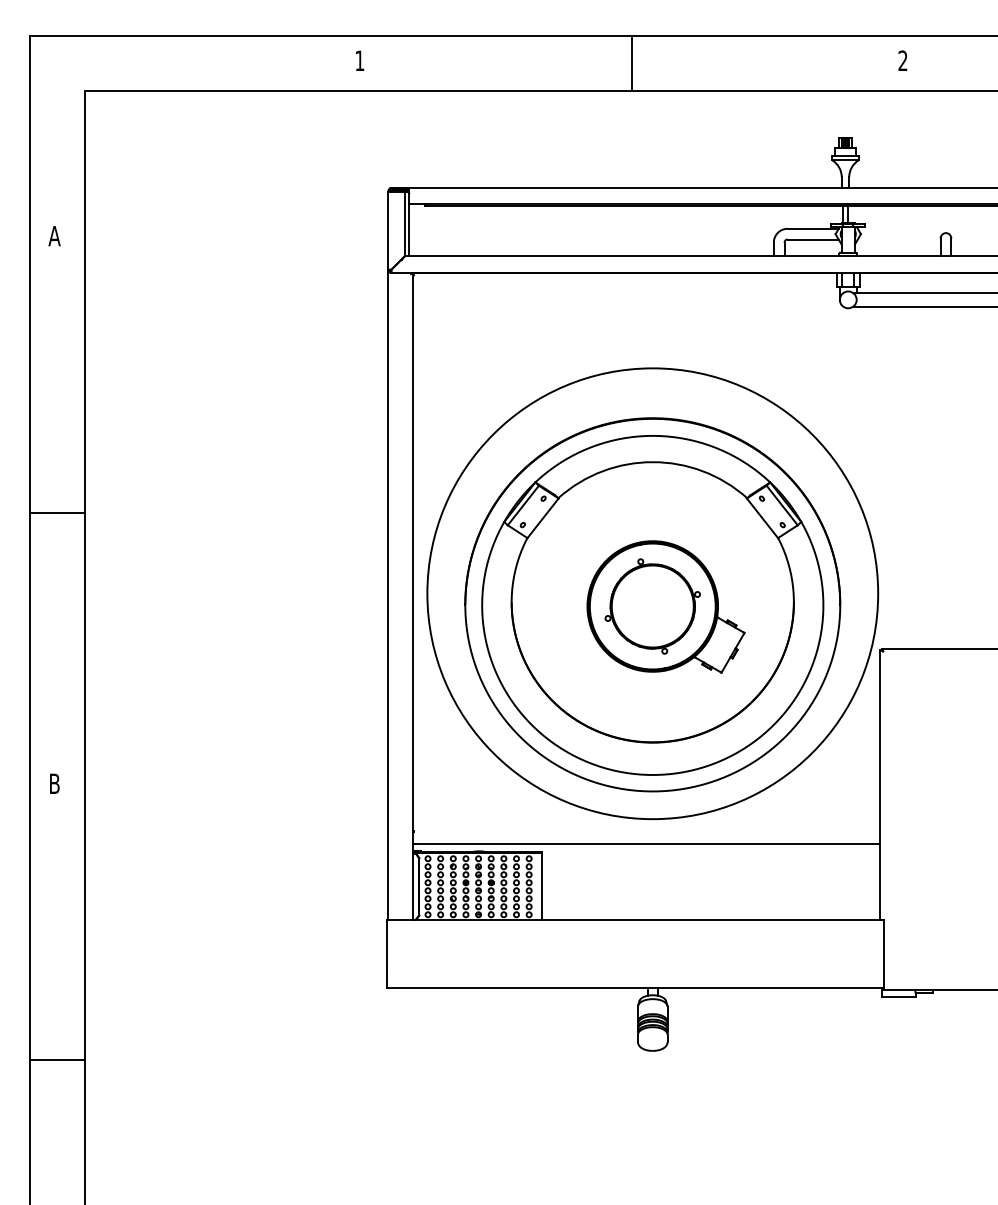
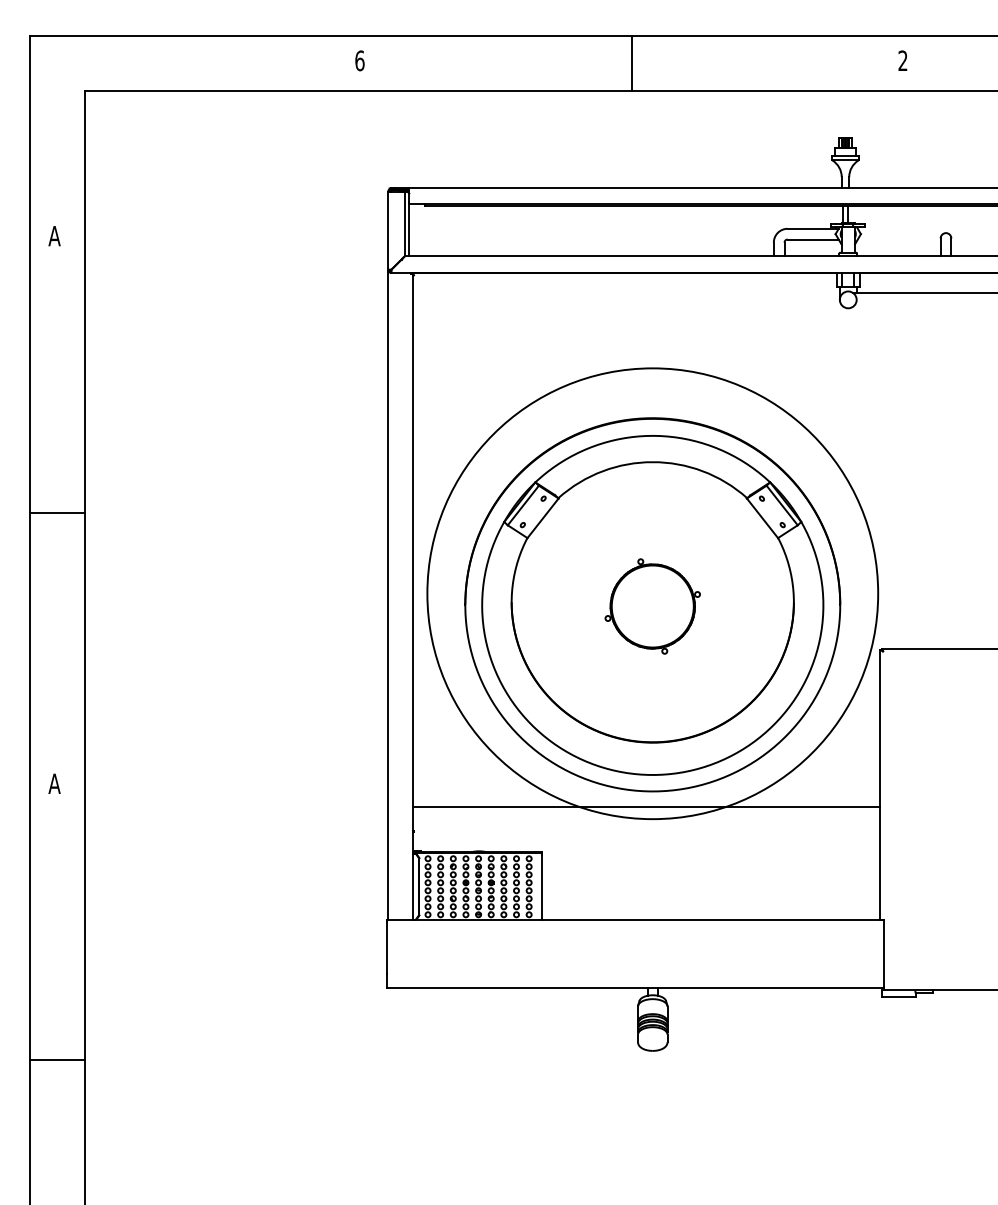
text: 1 -> 6 (359, 60)
line: present -> none (923, 306)
part: present -> none (665, 606)
text: B -> A (54, 783)
line position: (646, 843) -> (646, 806) (646, 806)
